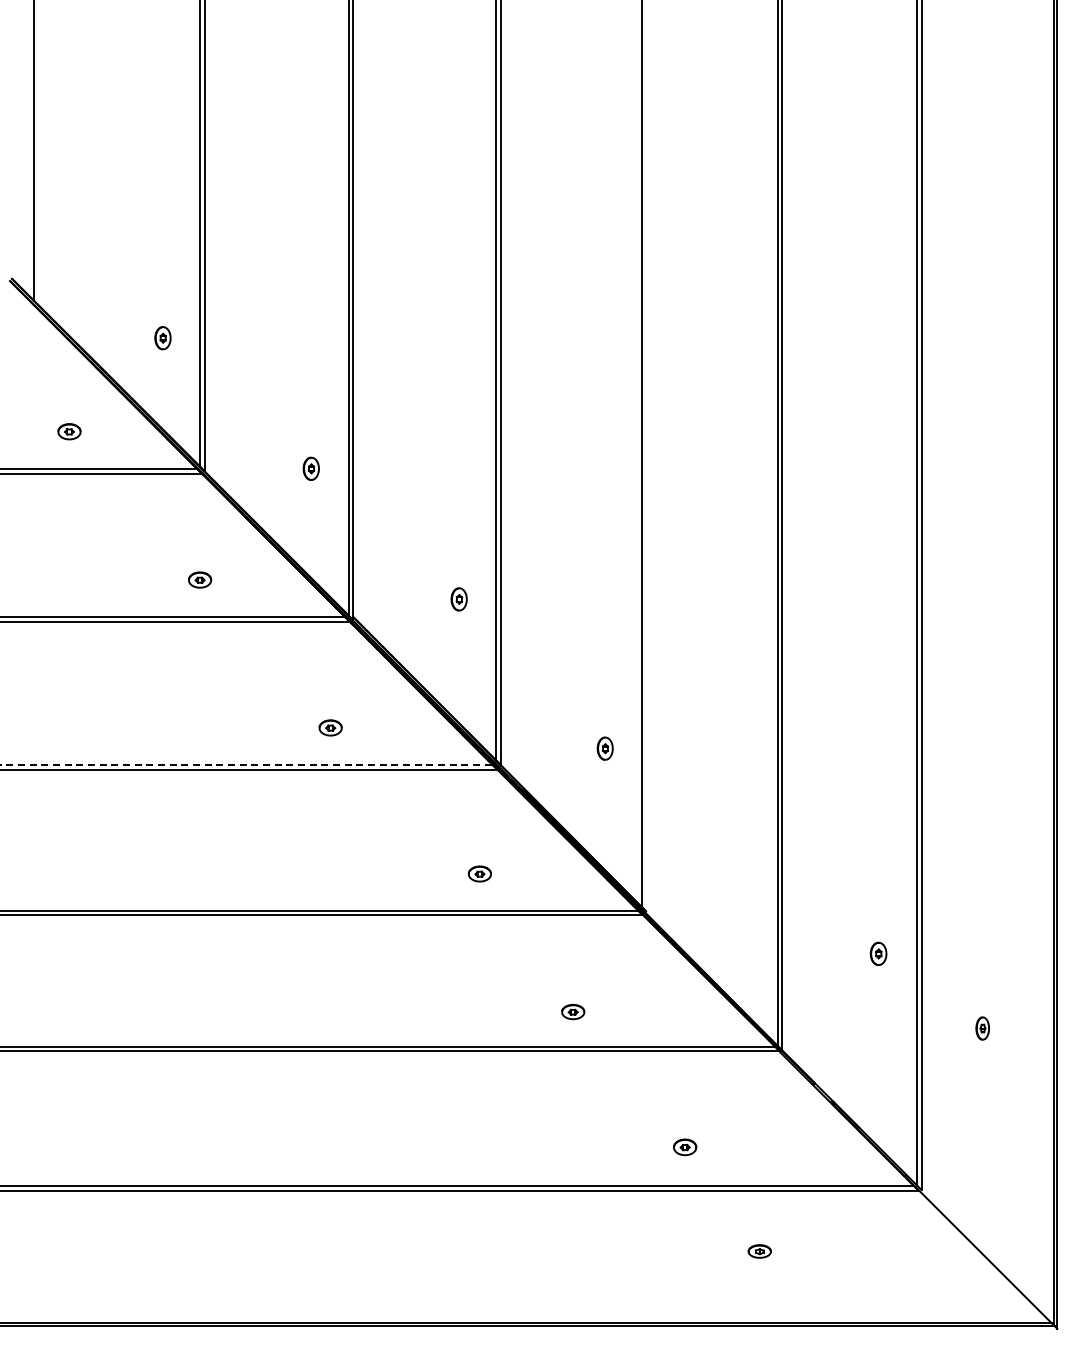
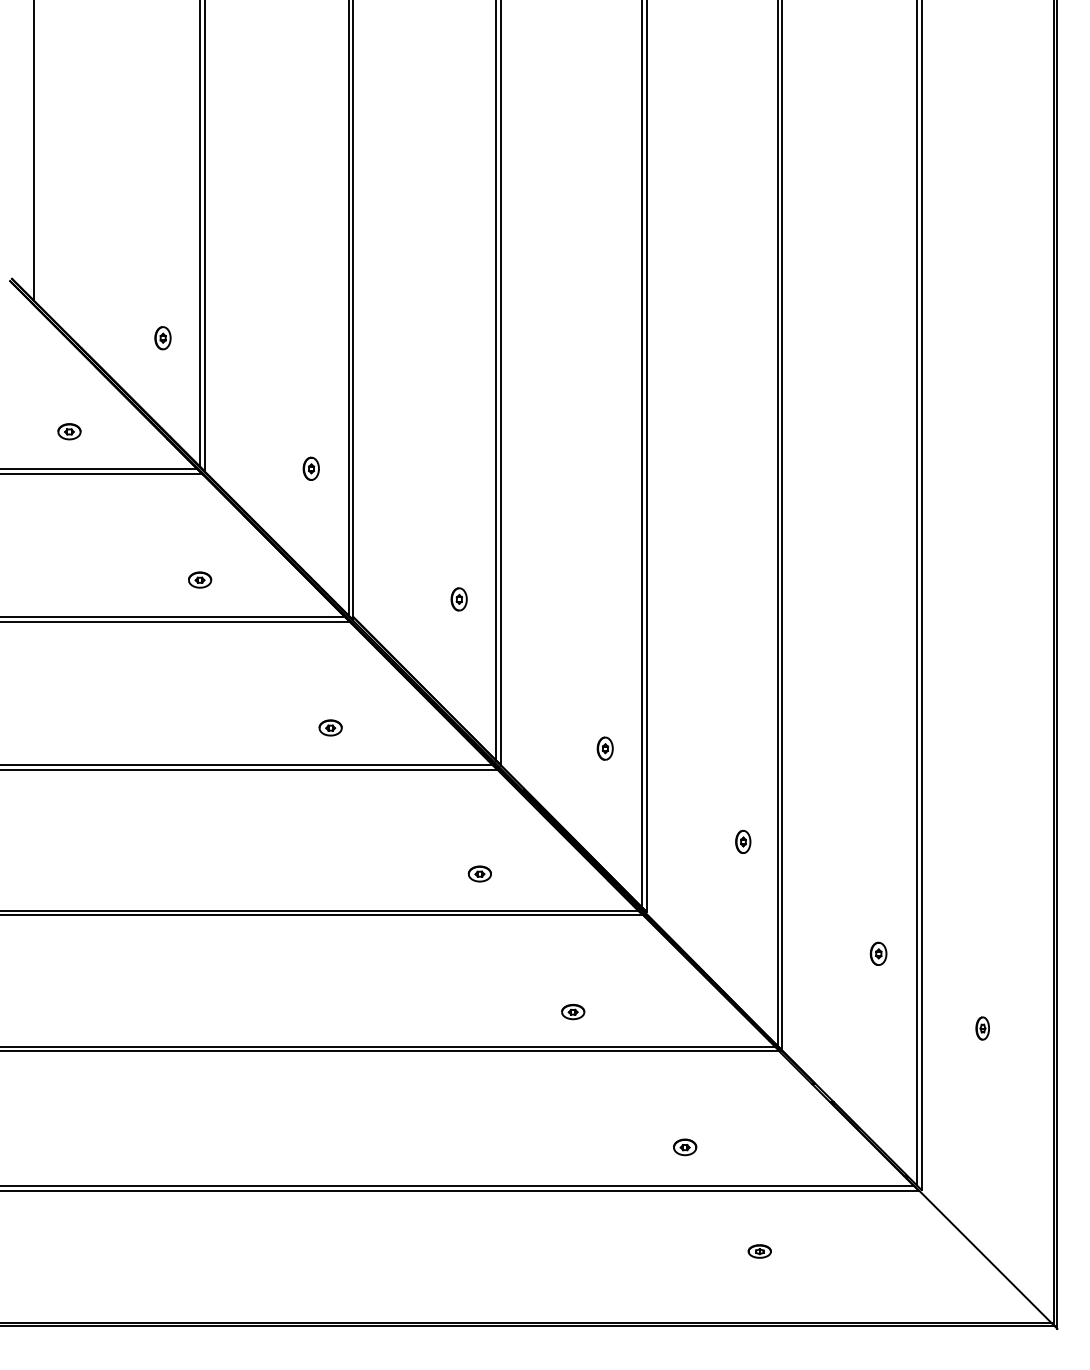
line: none -> present (646, 457)
line: dashed -> solid (247, 765)
part: none -> present (743, 841)
